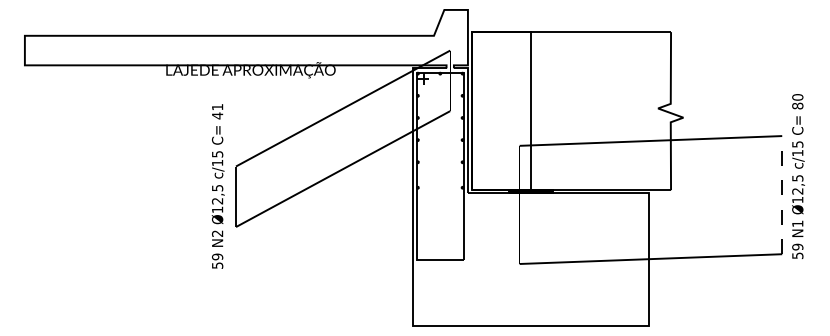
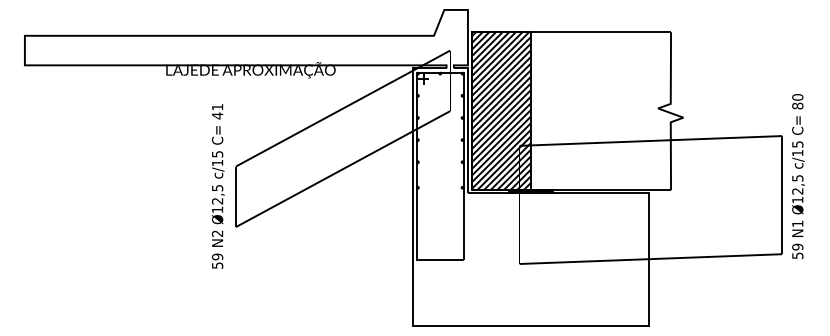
hatch: none -> present (500, 111)
line: dashed -> solid (782, 194)
